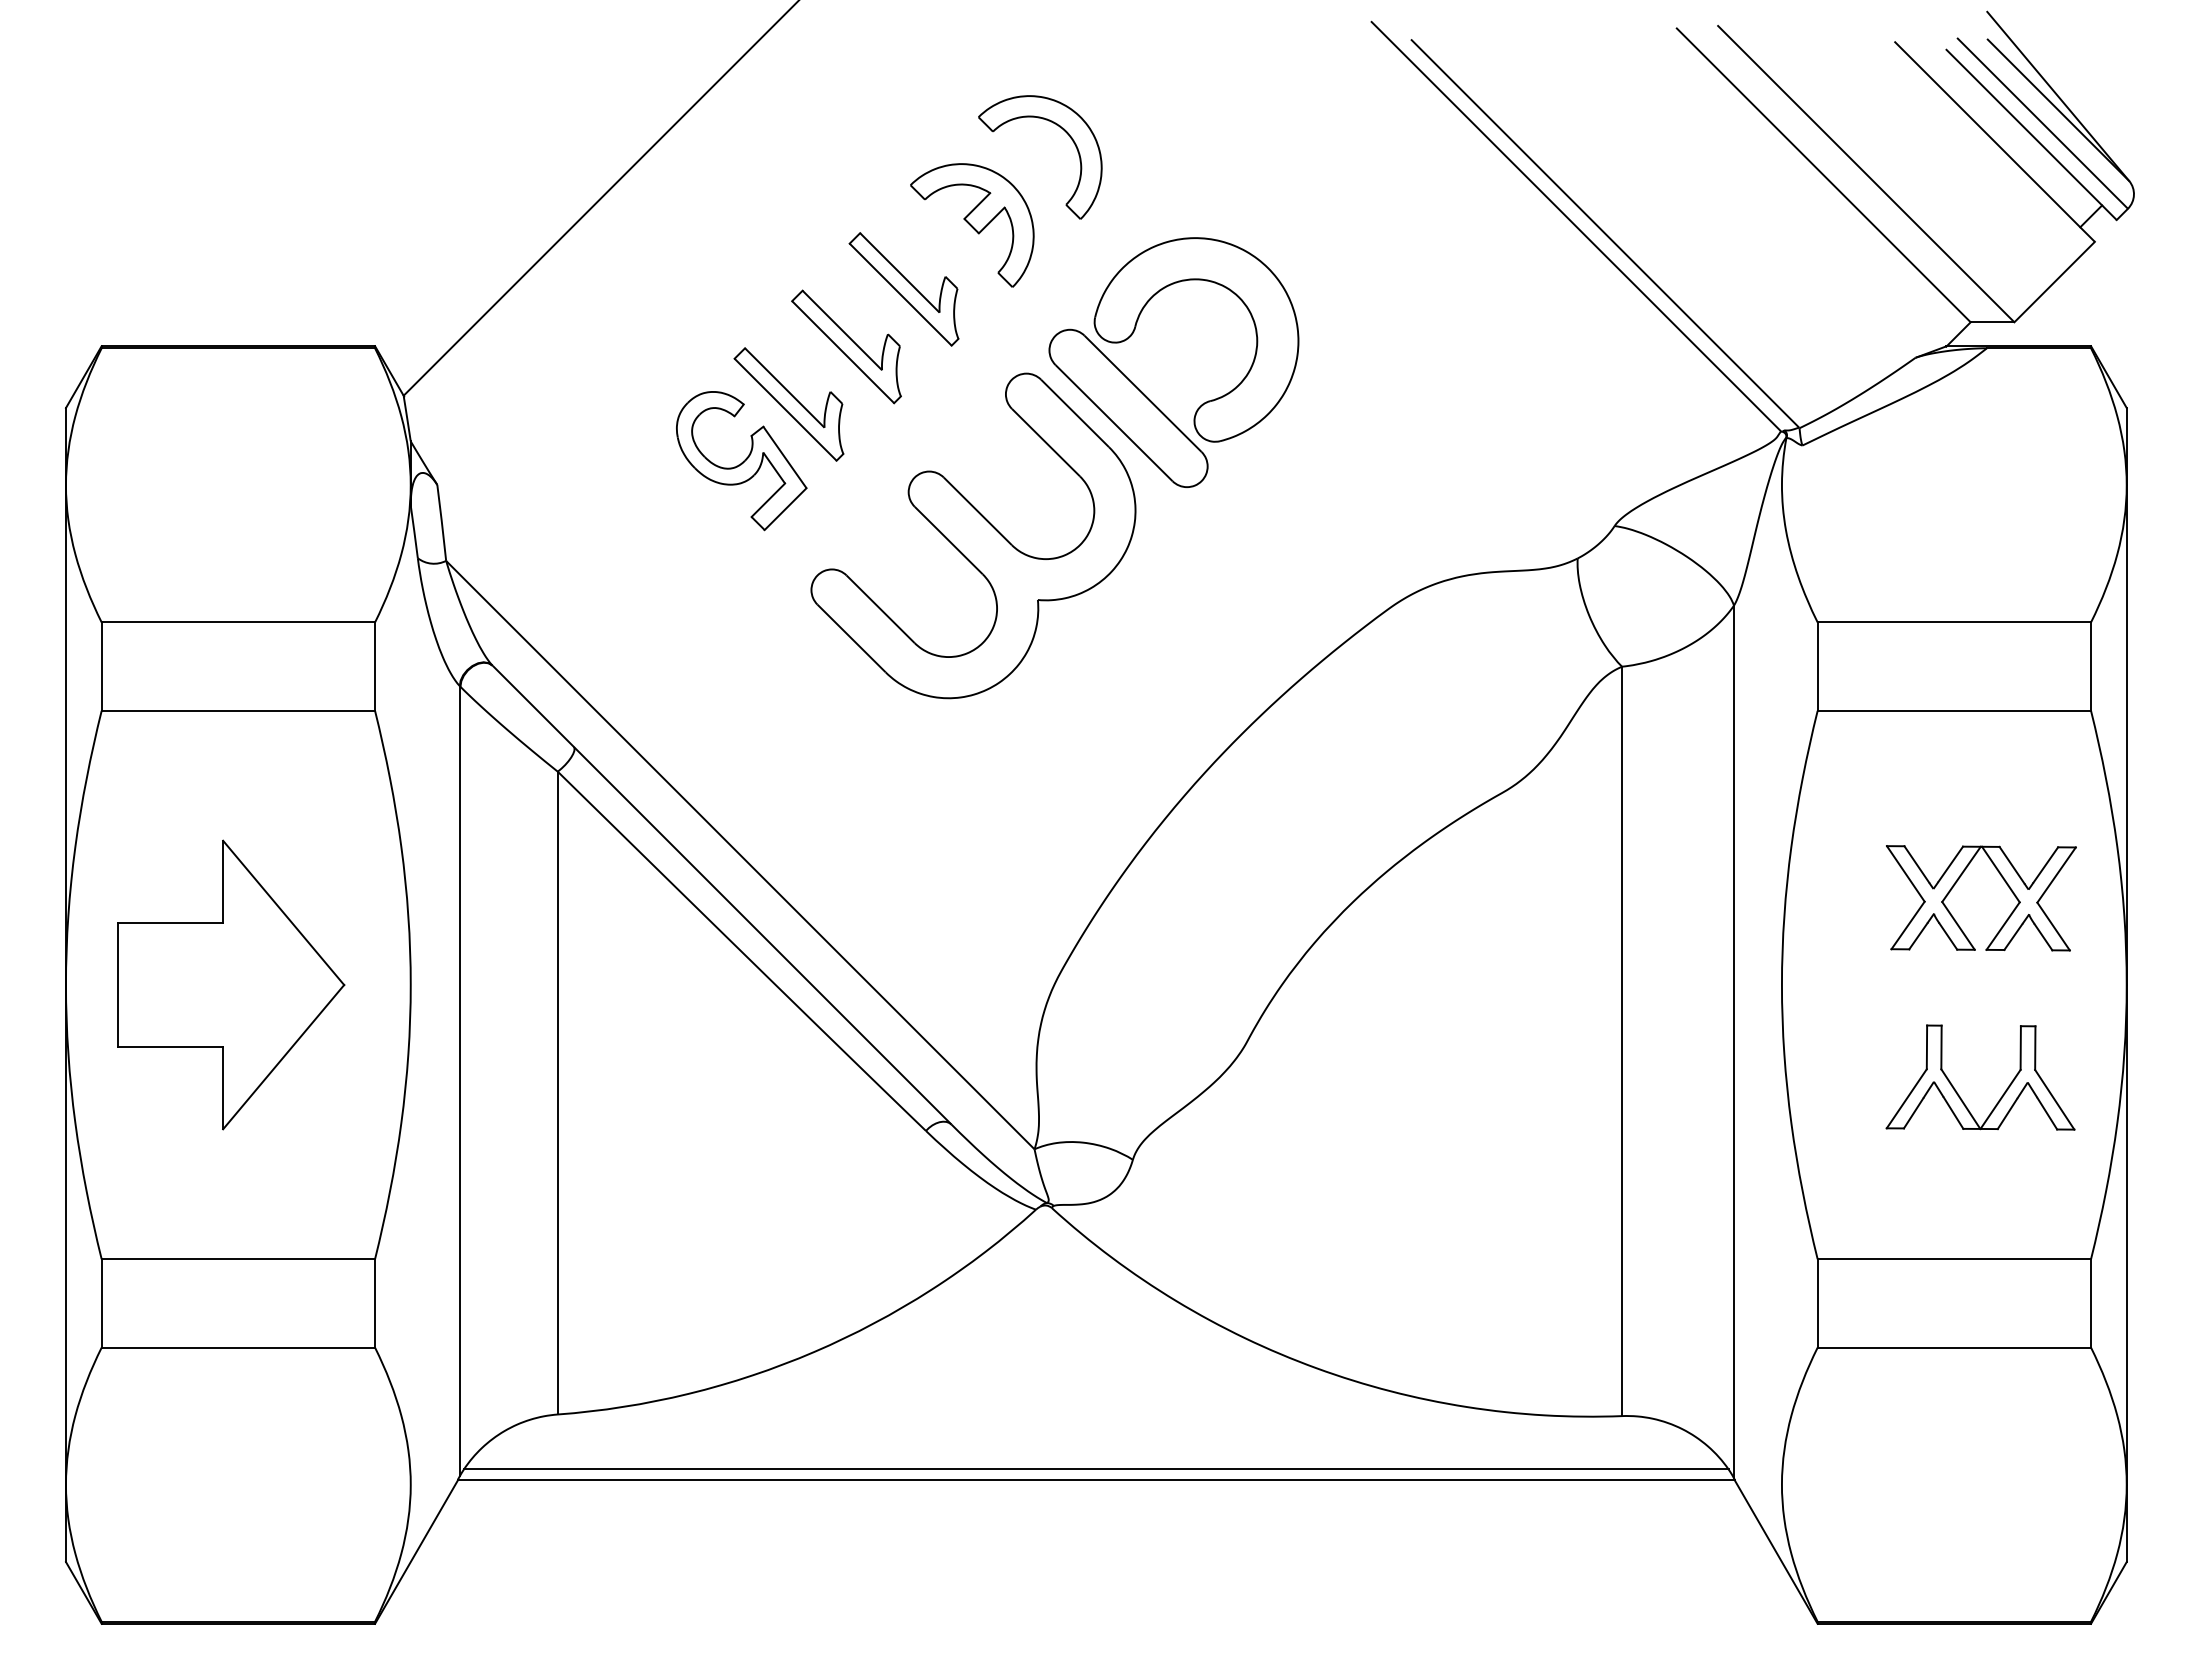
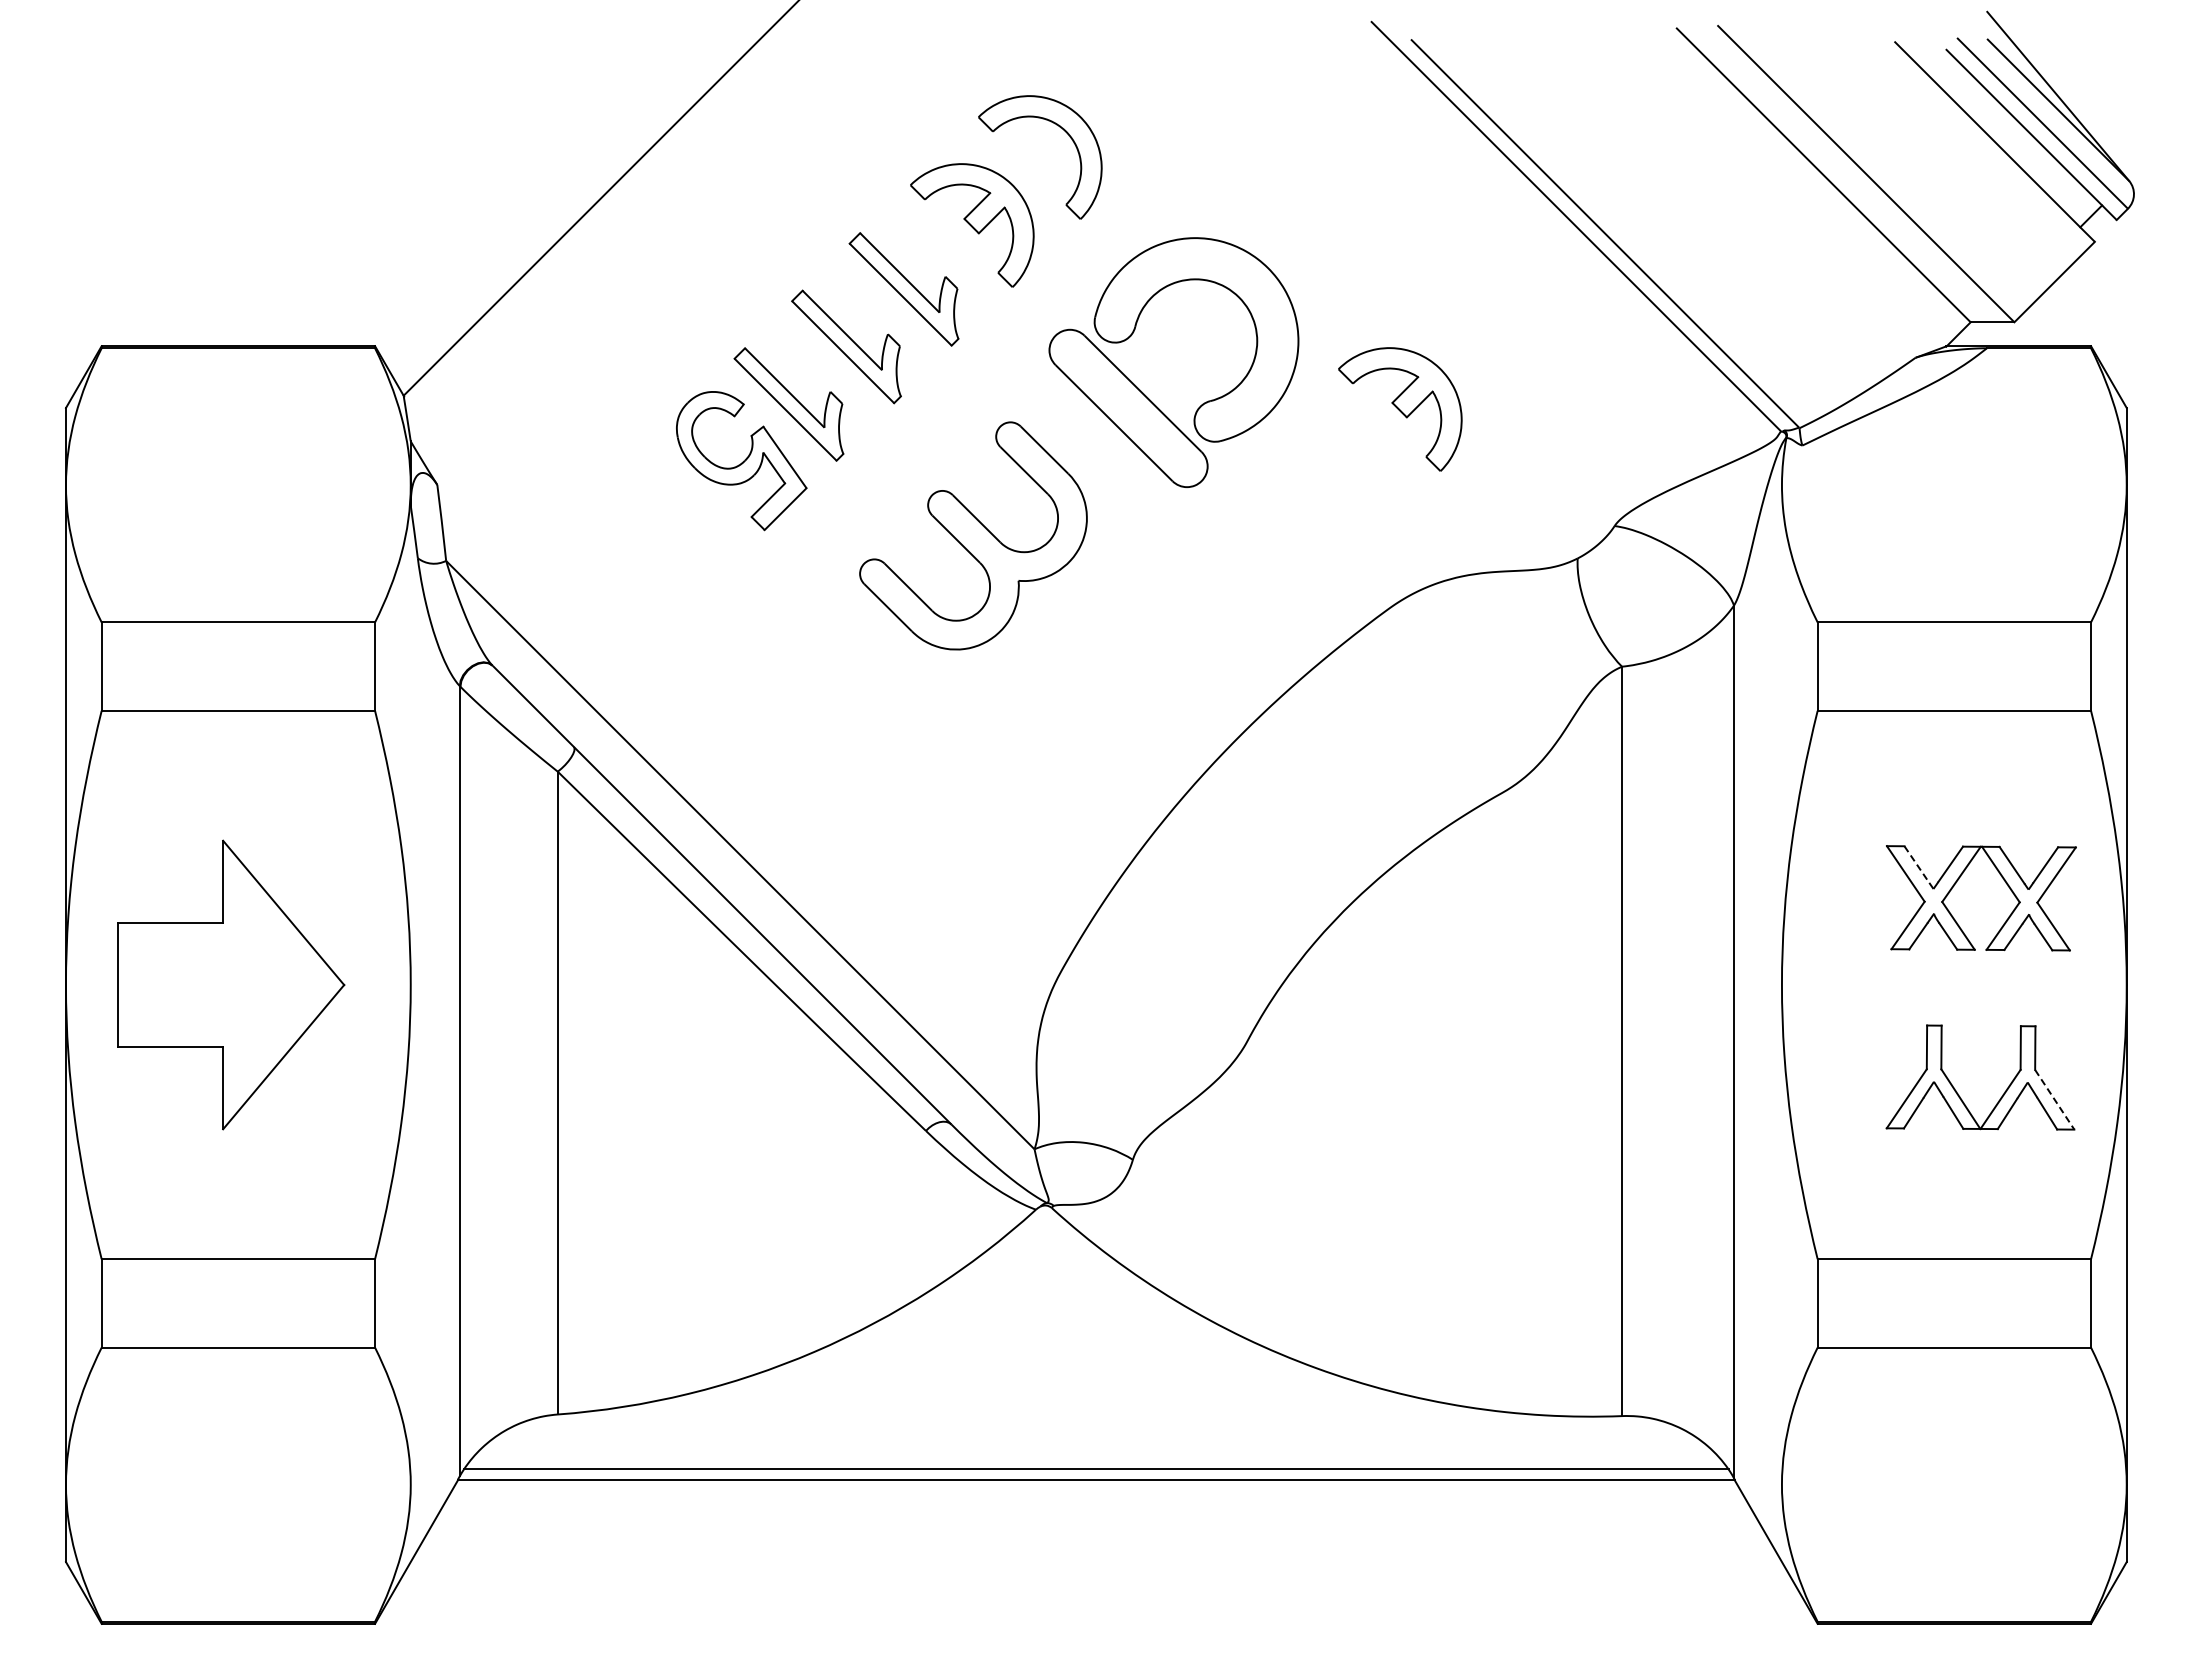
part: none -> present (1400, 409)
part size: 327x328 px -> 229x230 px (973, 535)
line: solid -> dashed (1917, 864)
line: solid -> dashed (2054, 1099)
